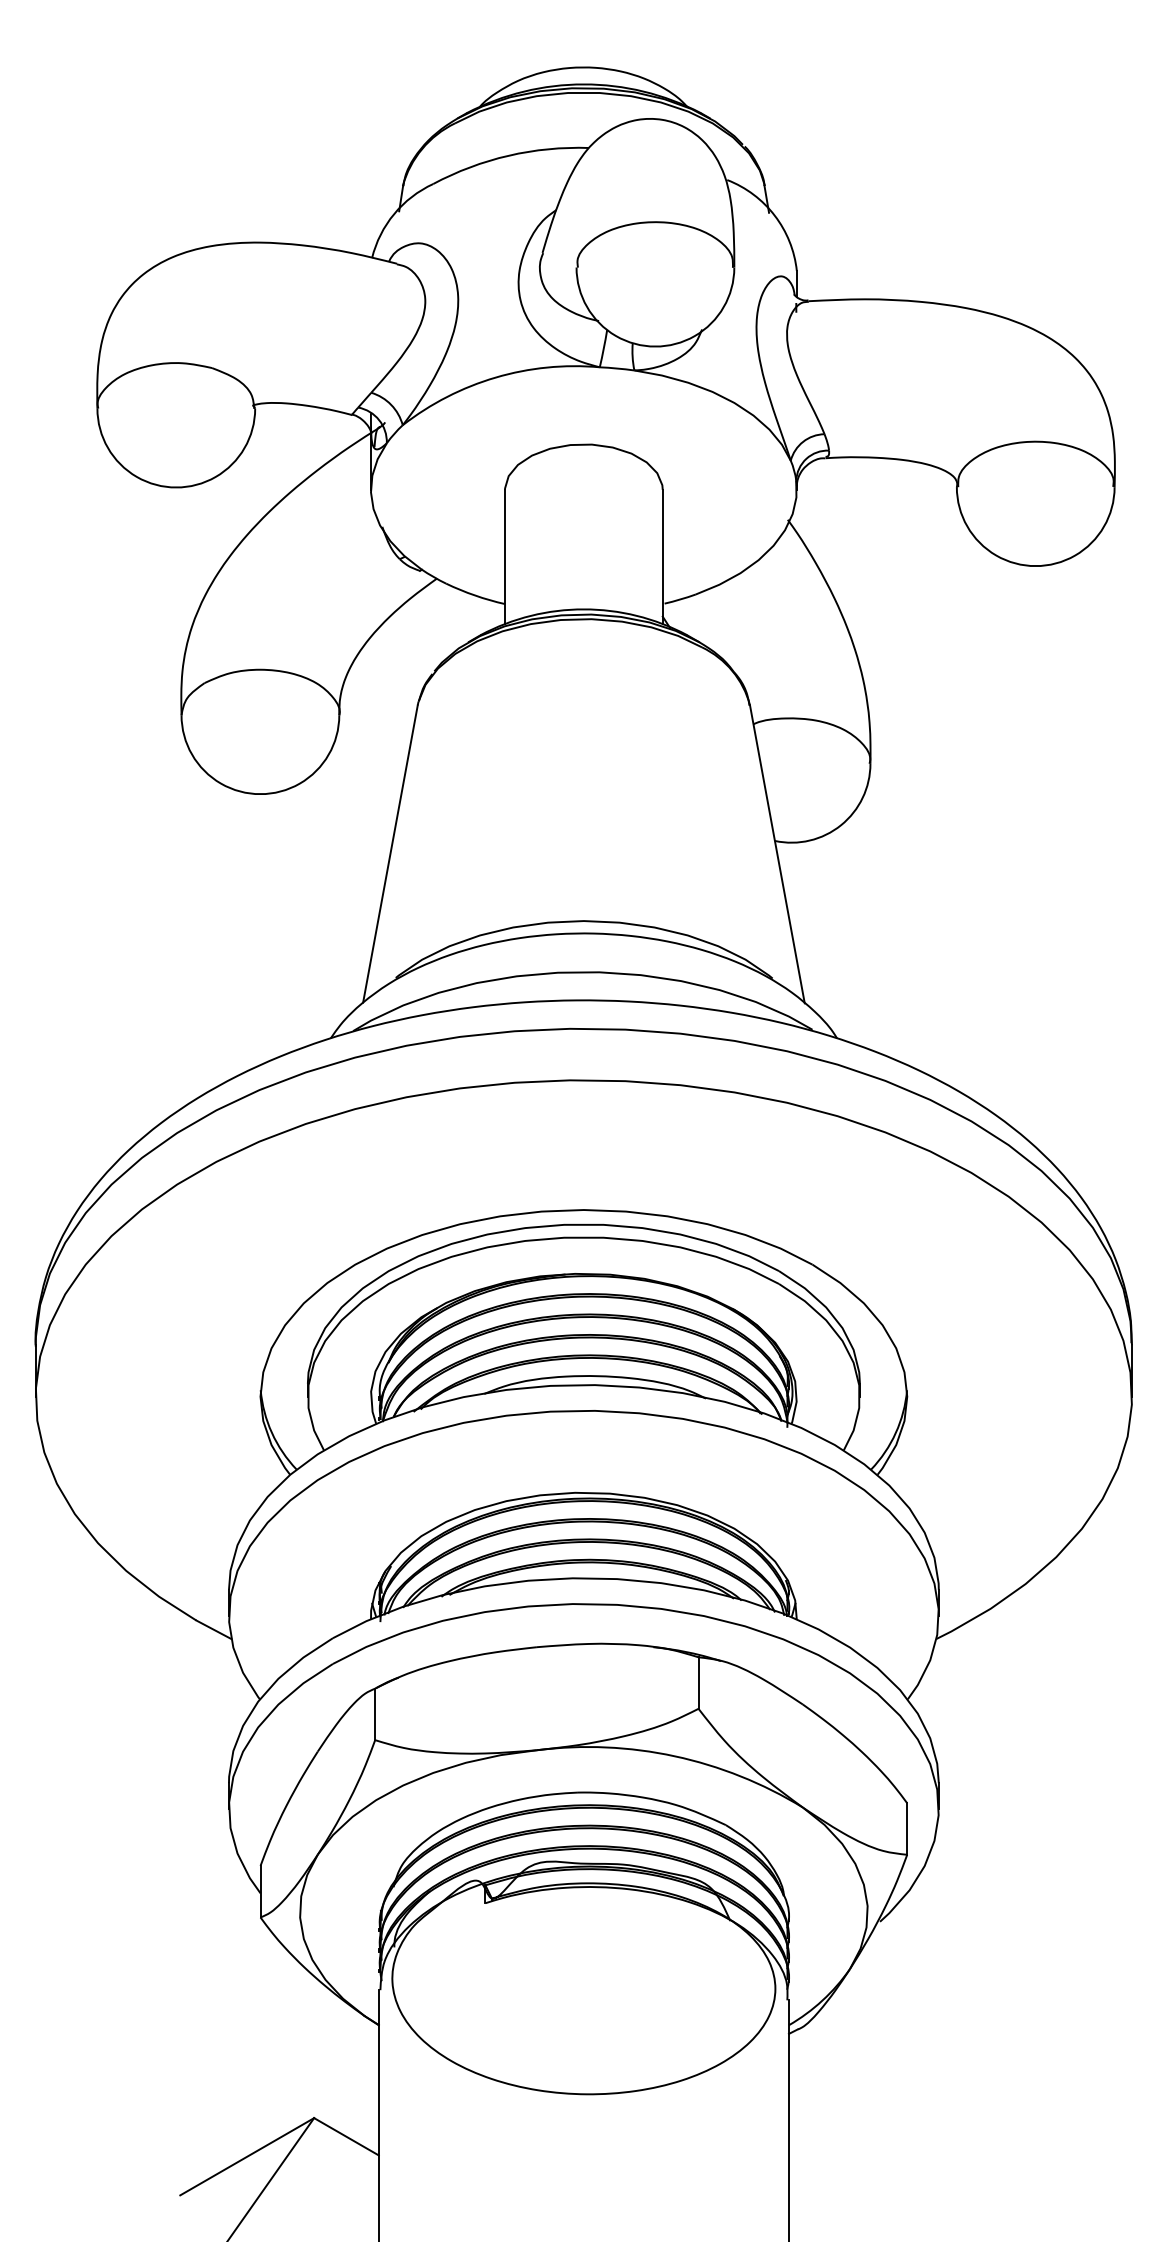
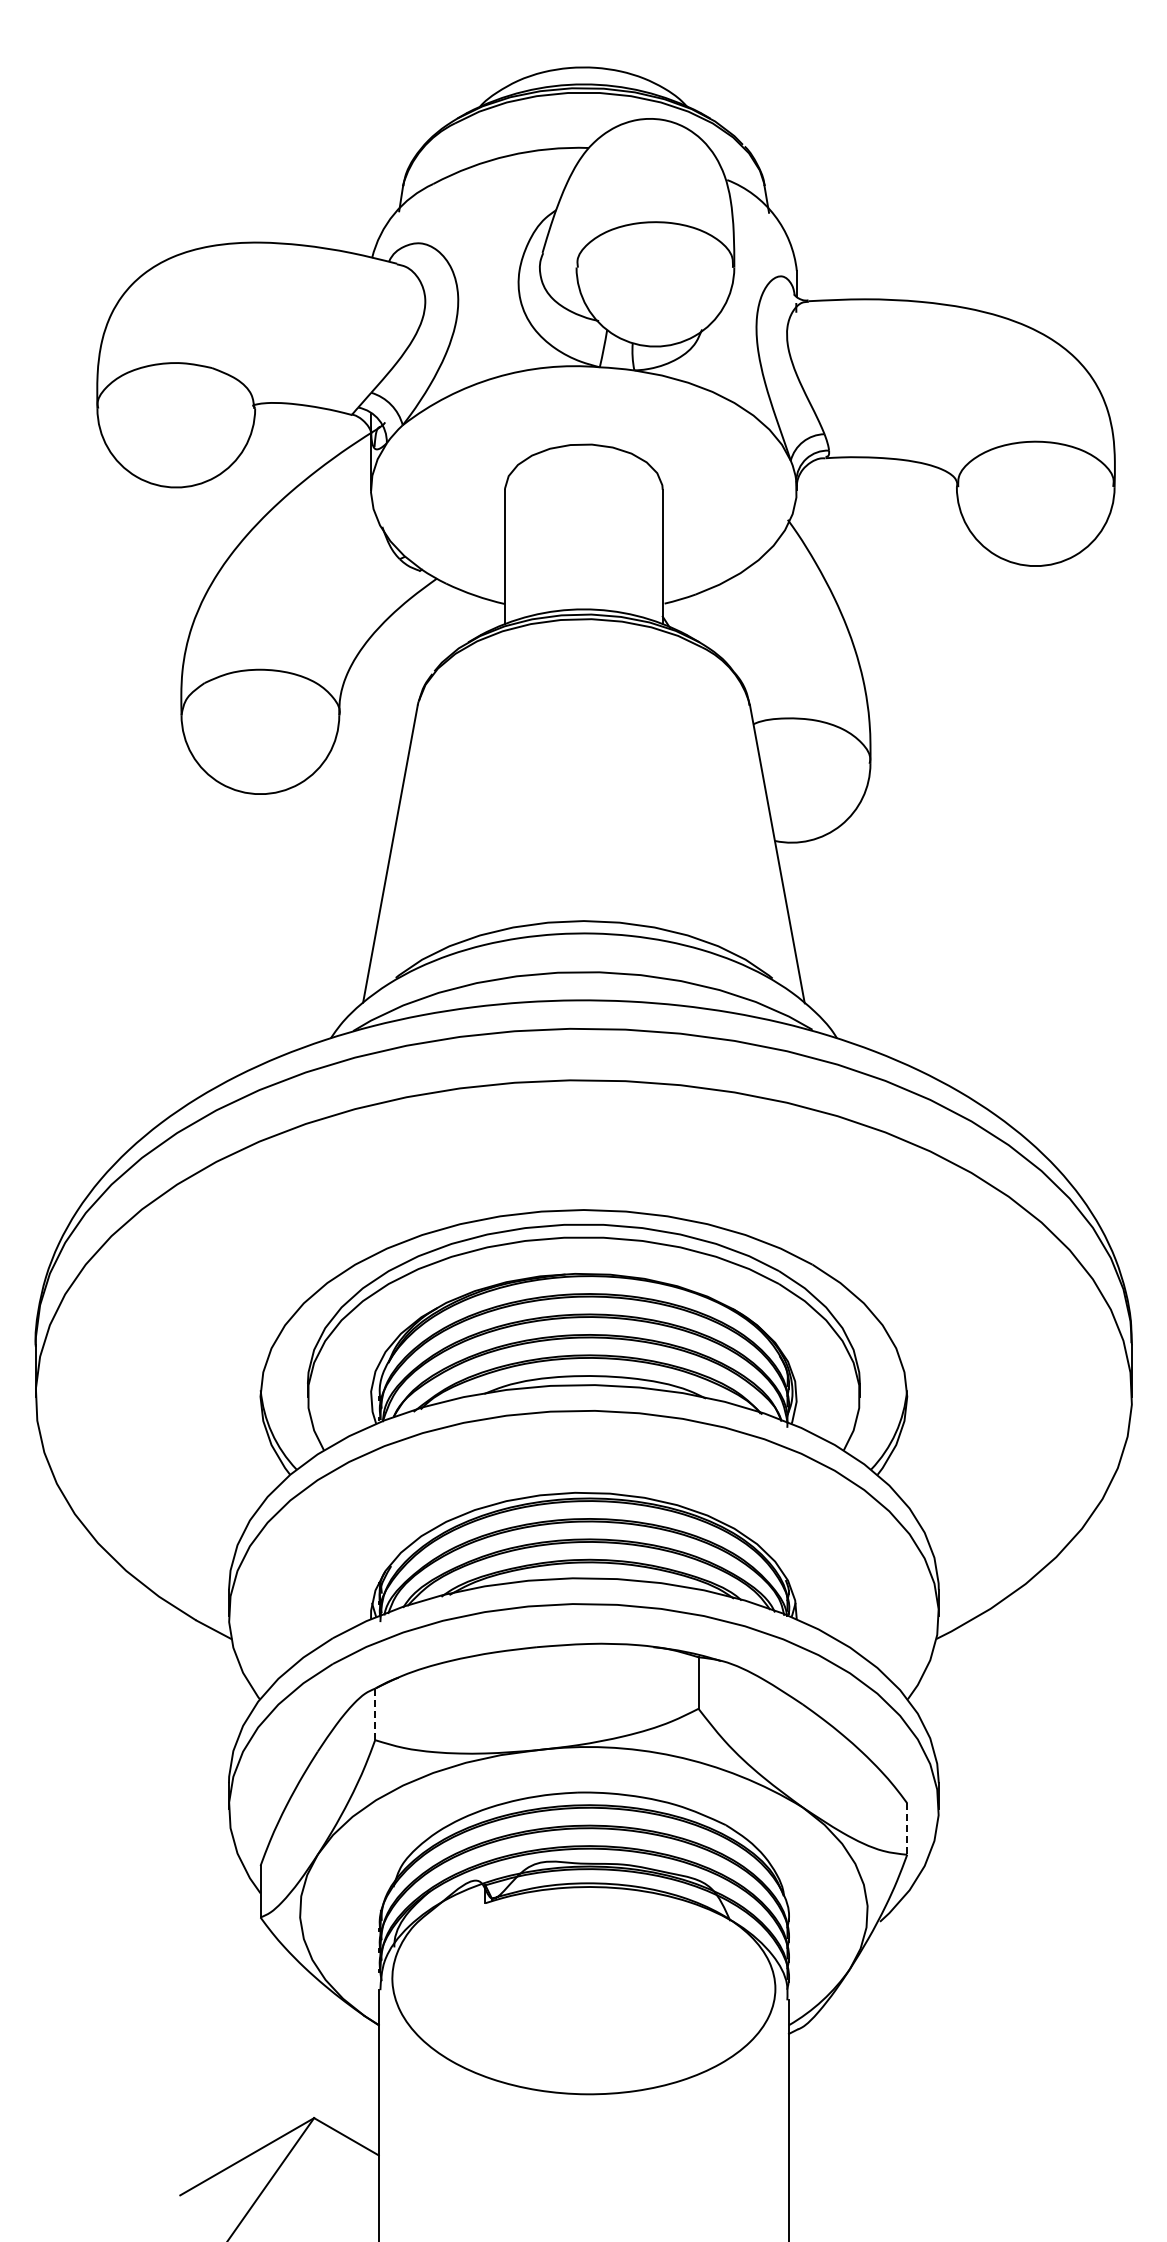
line: solid -> dashed (375, 1714)
line: solid -> dashed (907, 1829)
